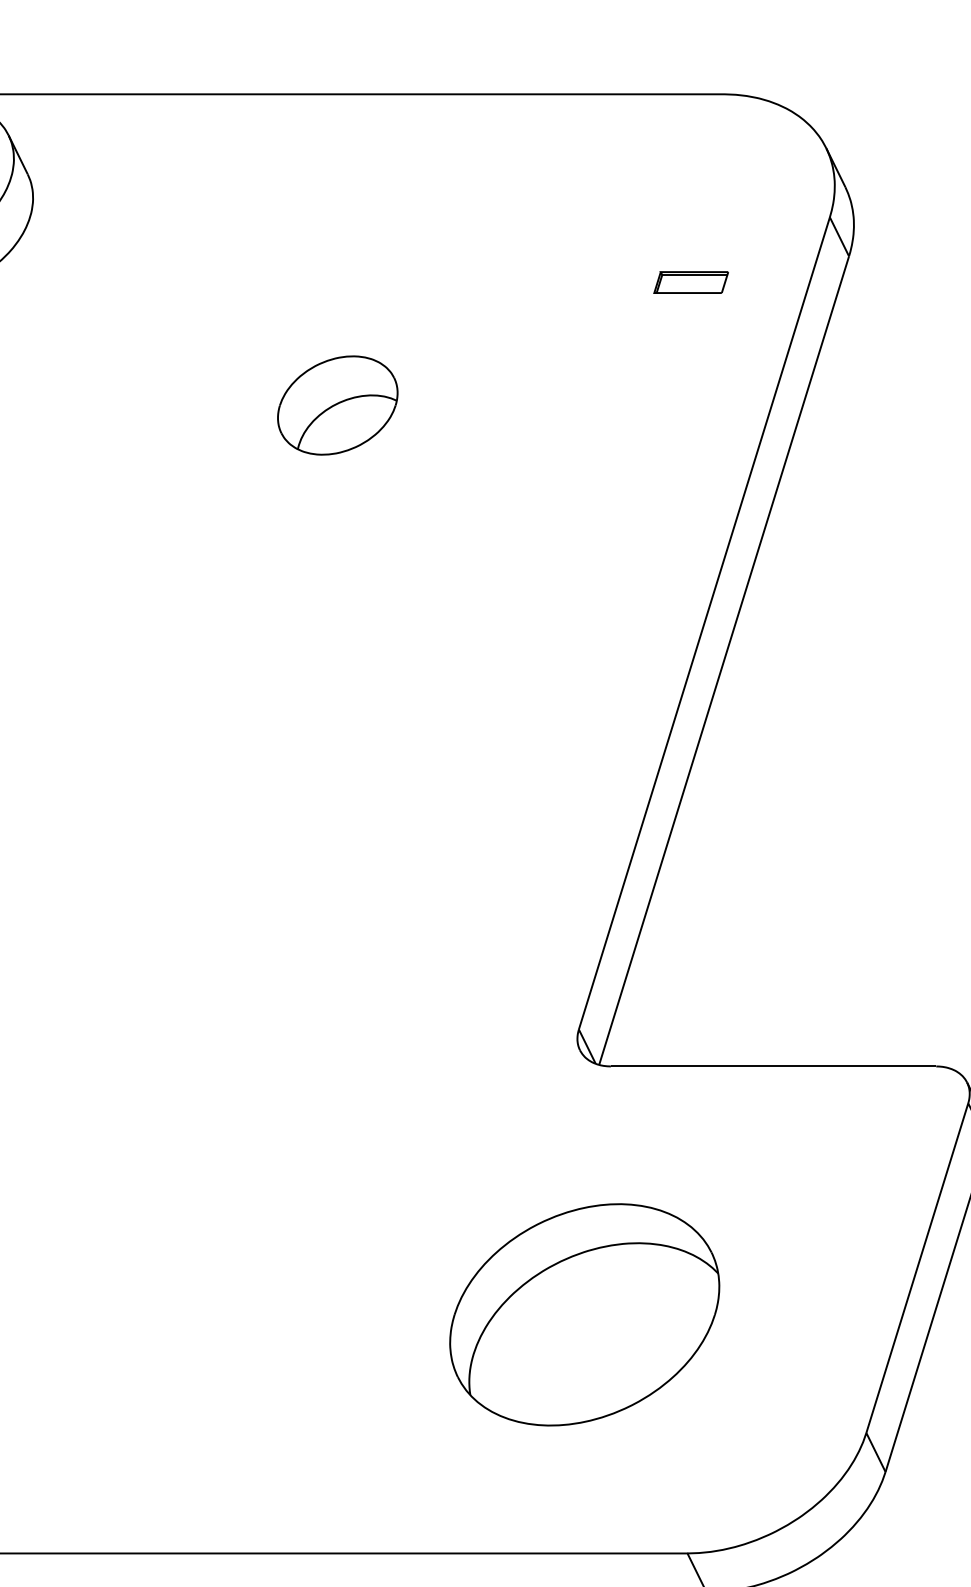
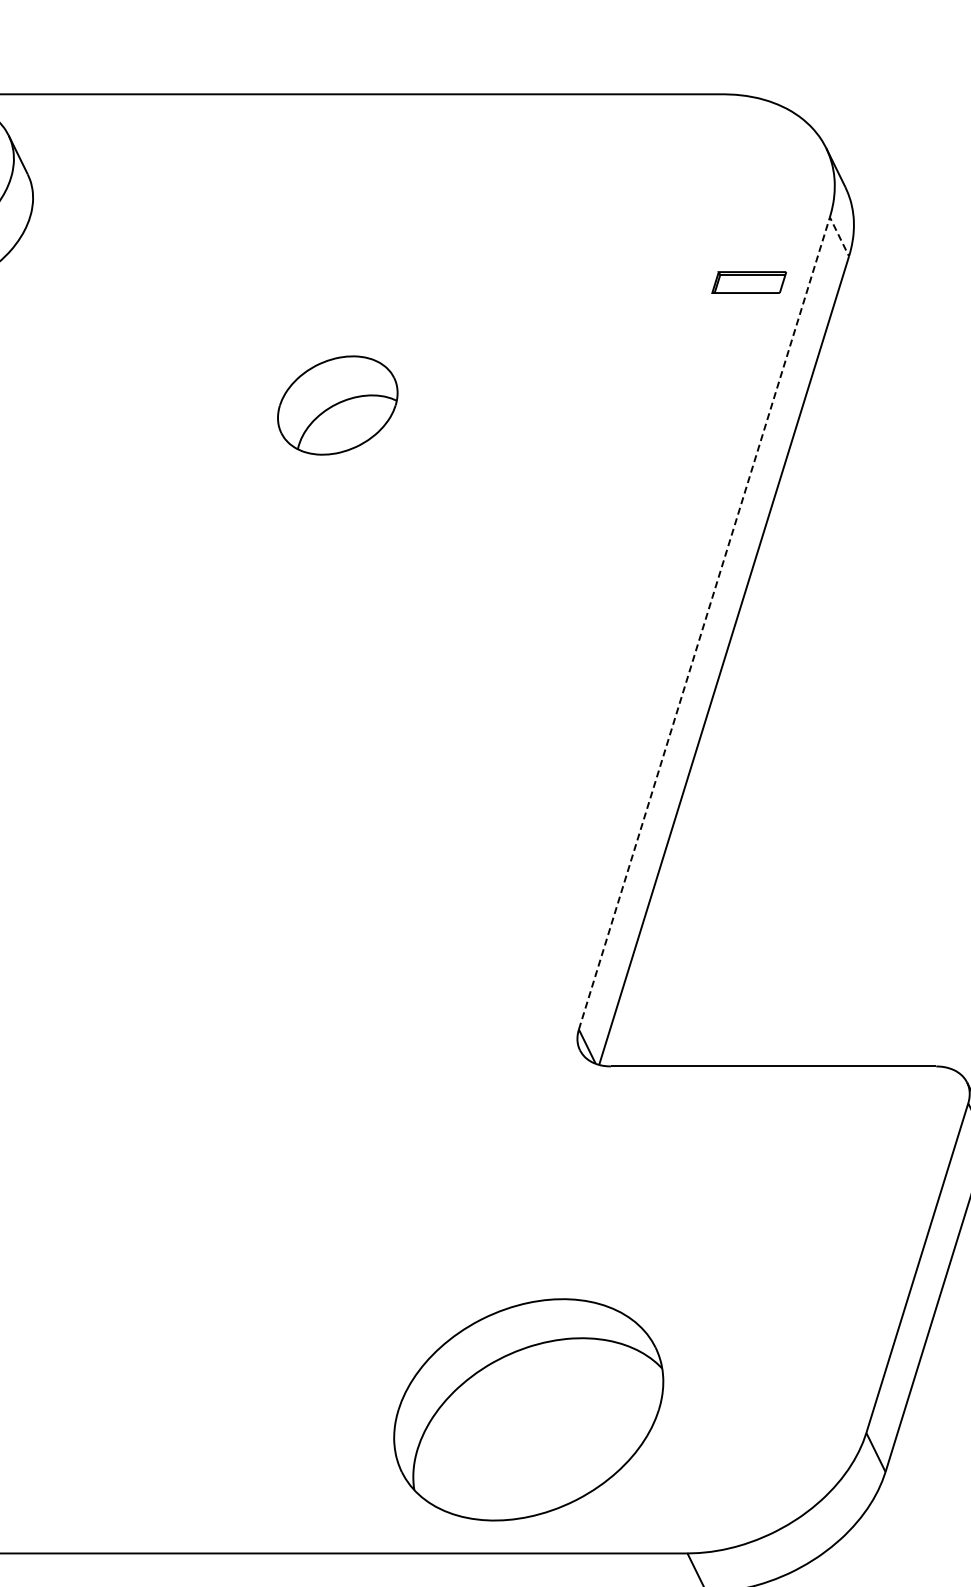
part position: (690, 282) -> (748, 282) (748, 282)
line: solid -> dashed (711, 601)
part position: (584, 1314) -> (528, 1409) (528, 1409)
